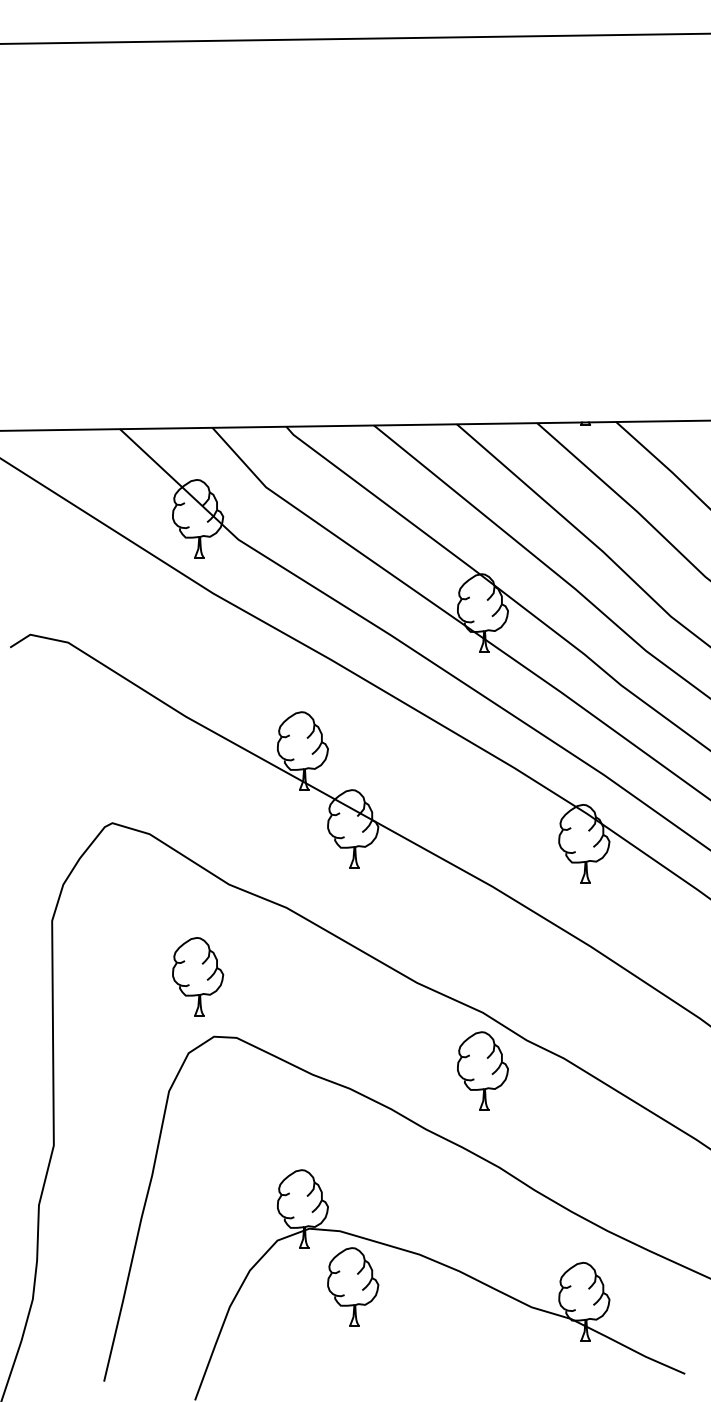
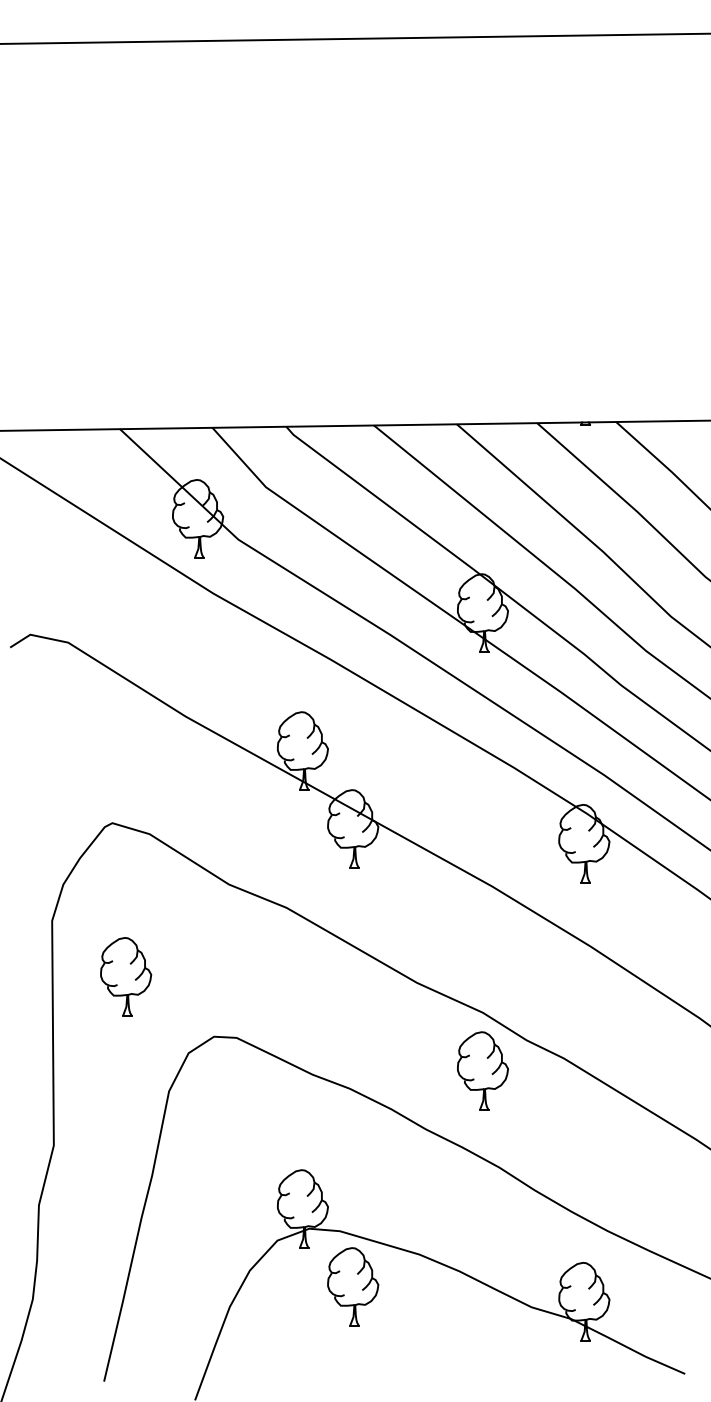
part position: (198, 976) -> (126, 976) (126, 976)
